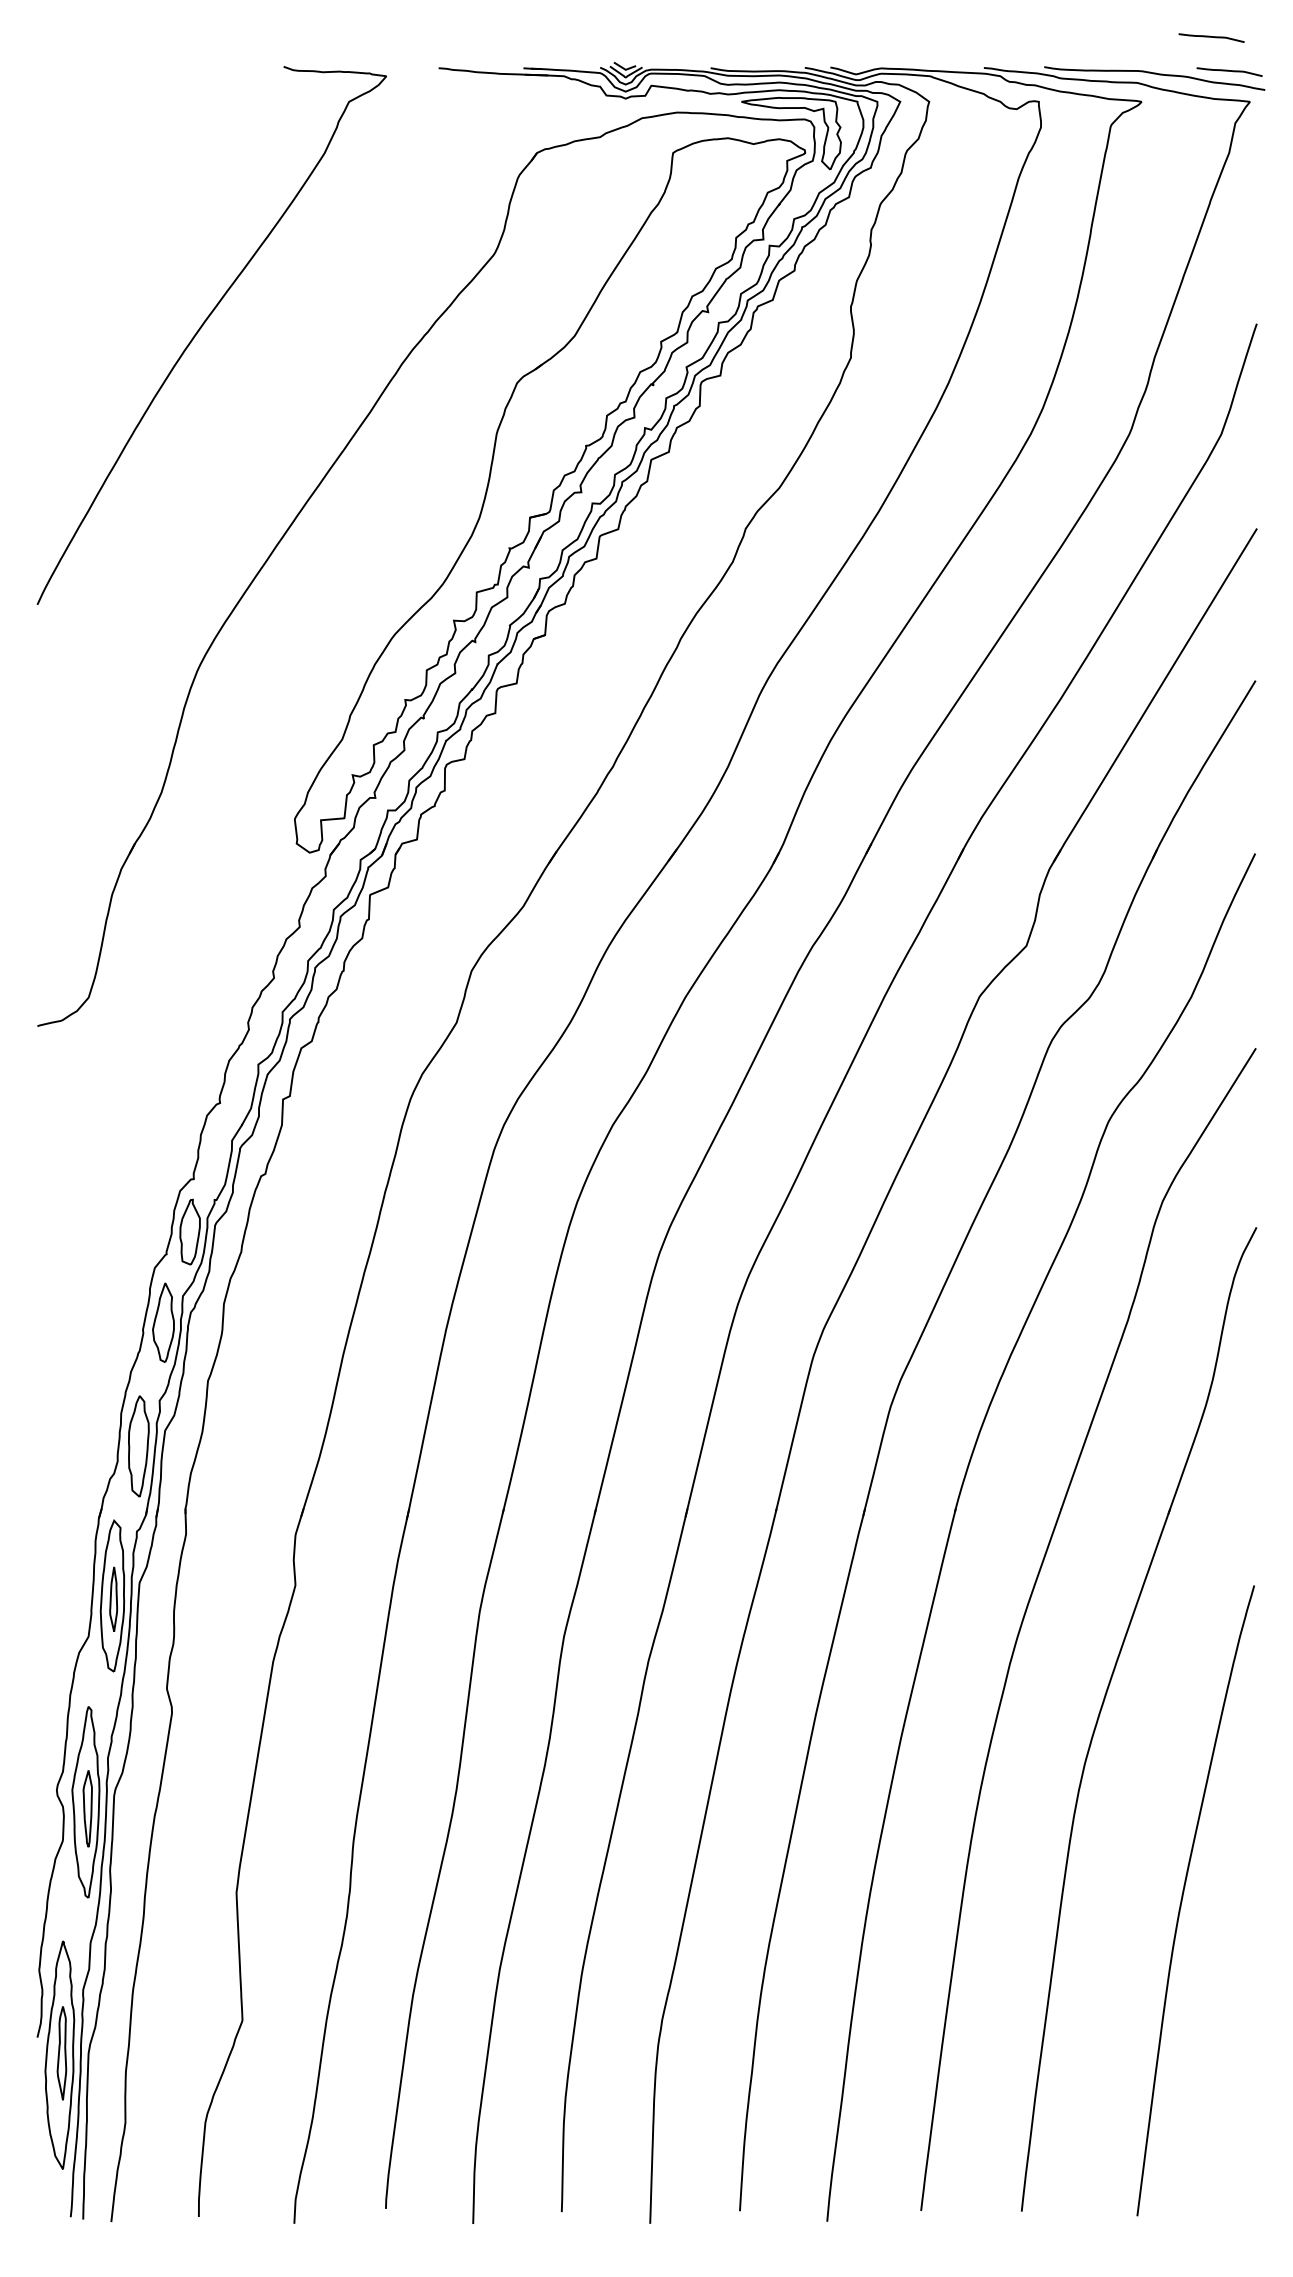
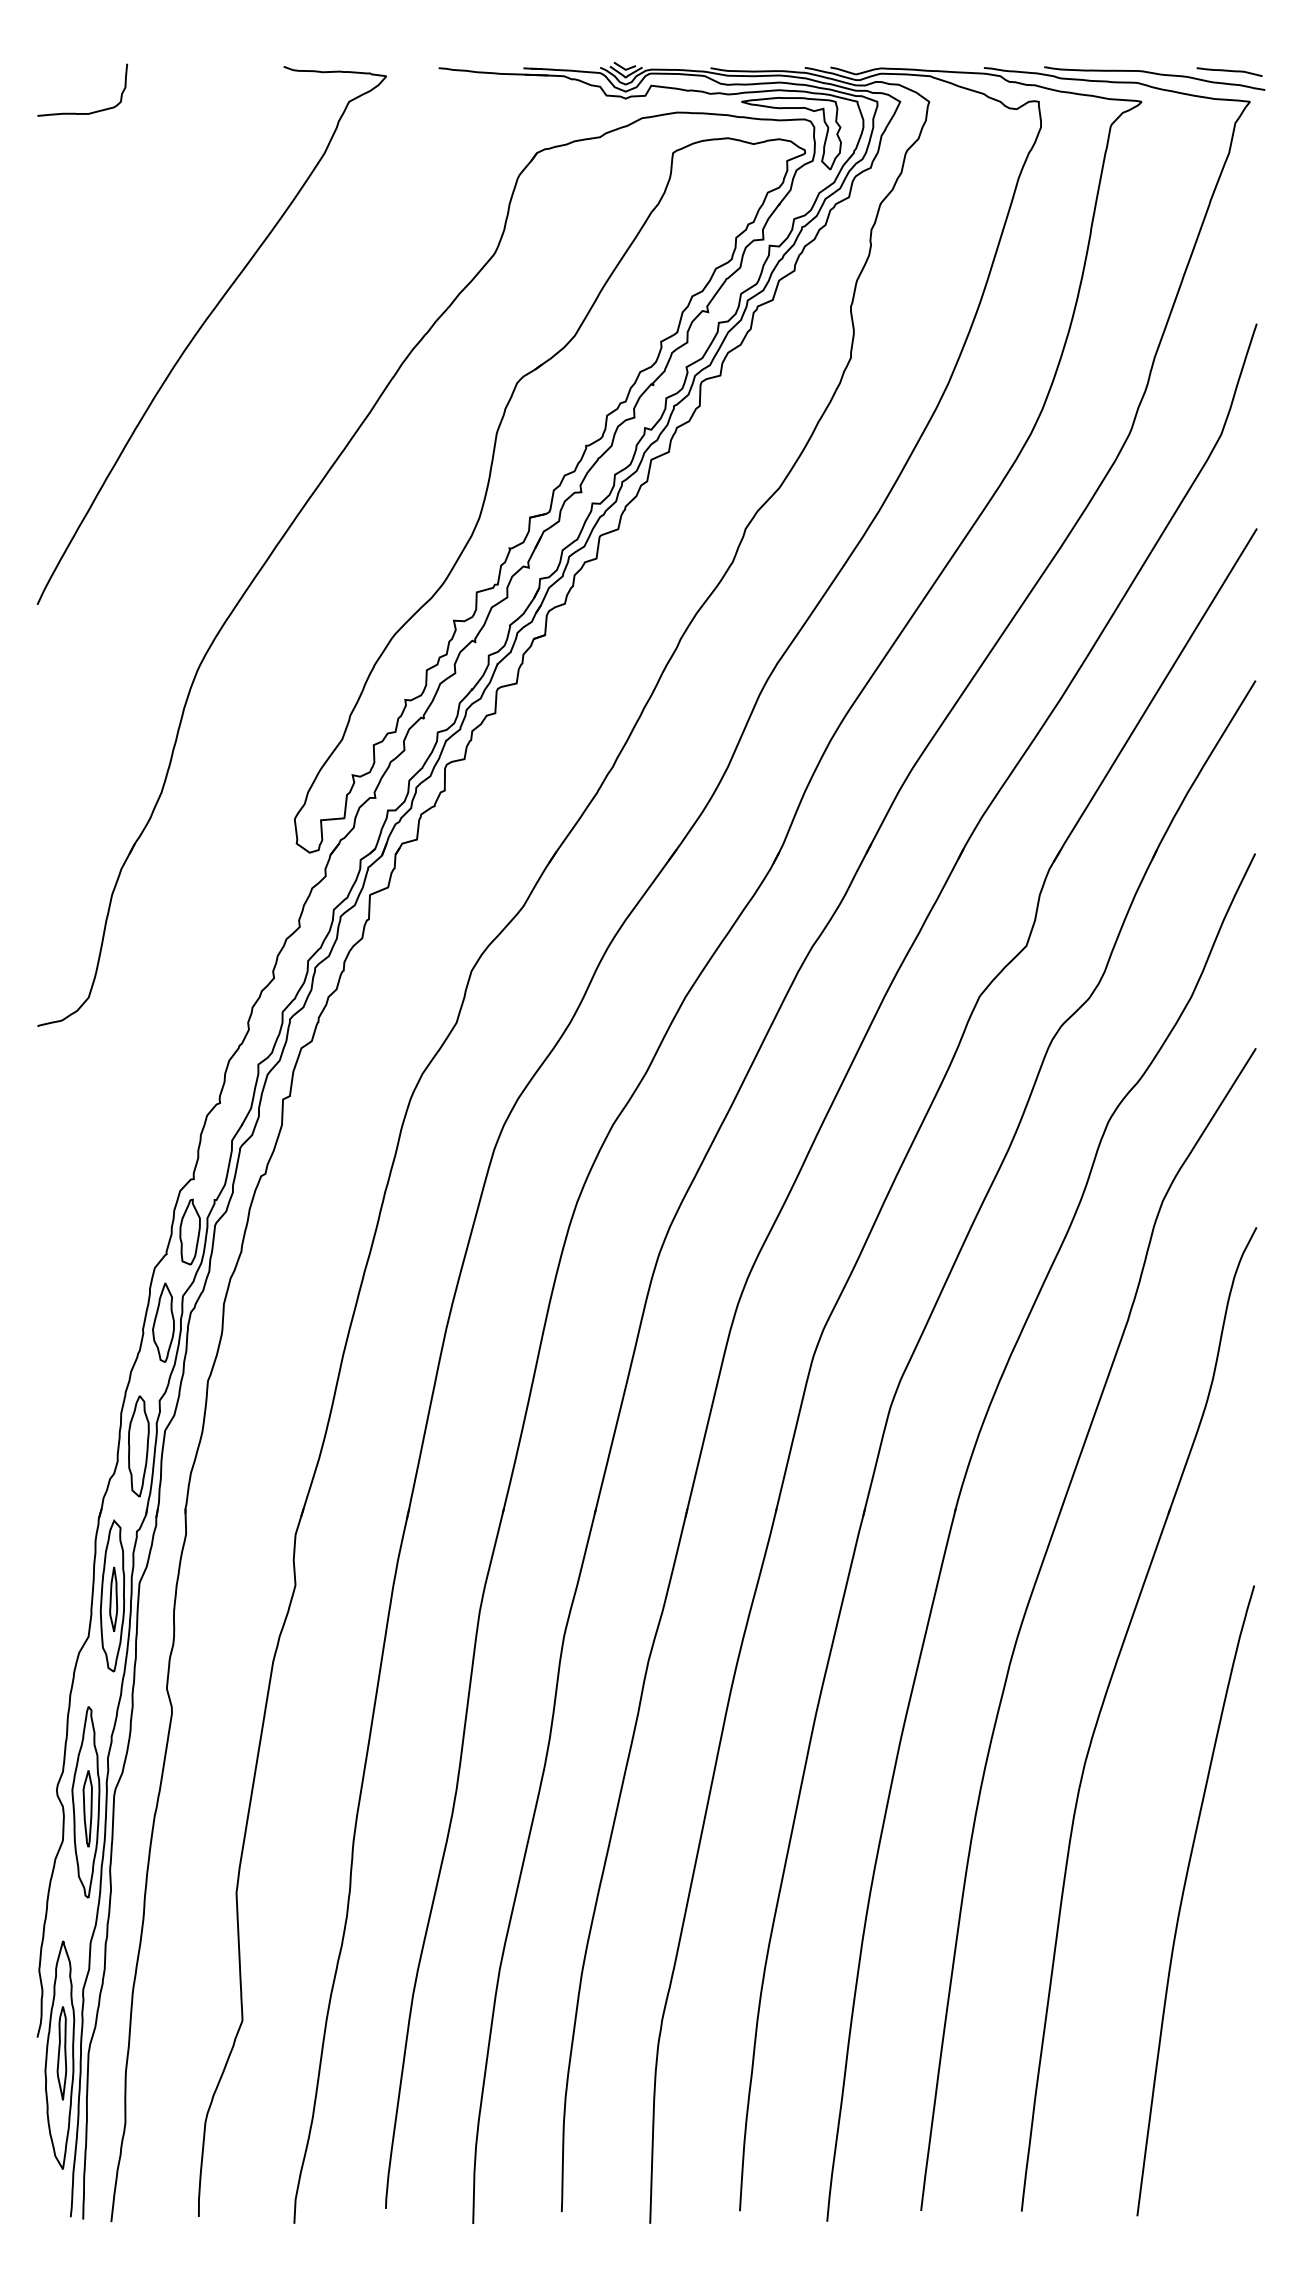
curve: present -> none (1211, 37)
curve: none -> present (82, 113)
